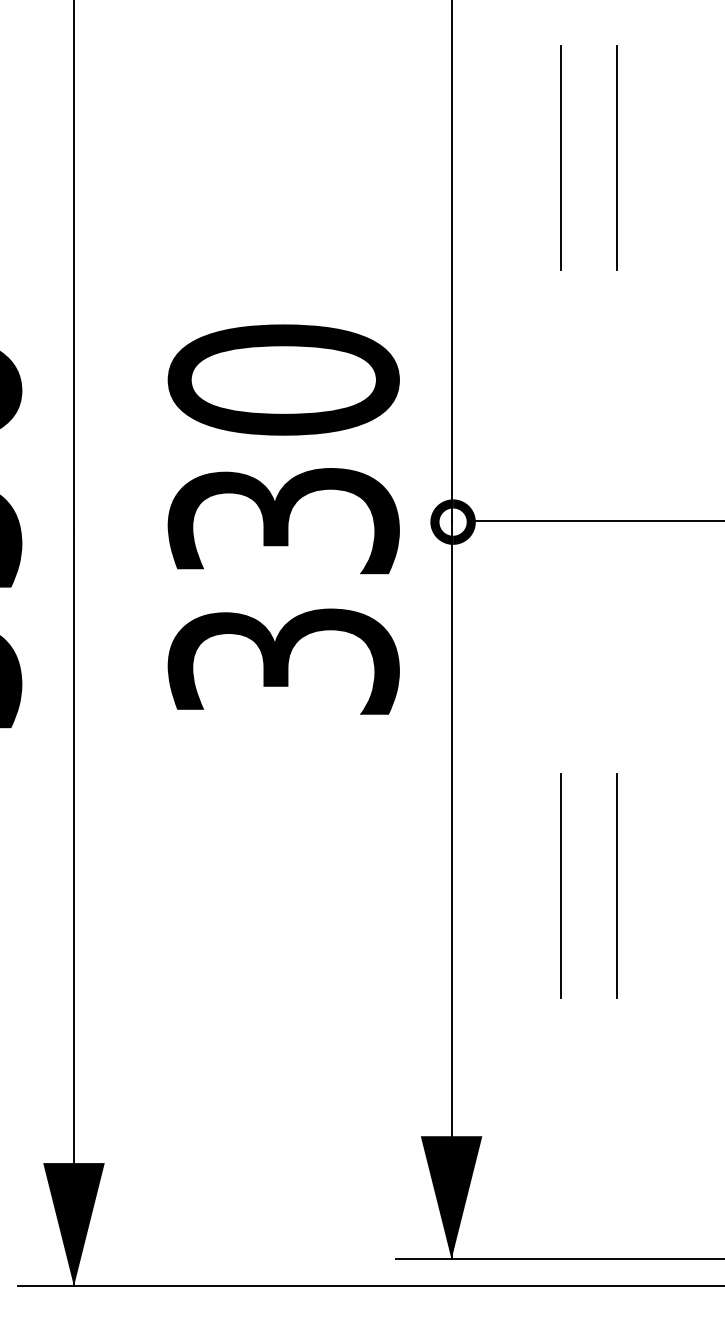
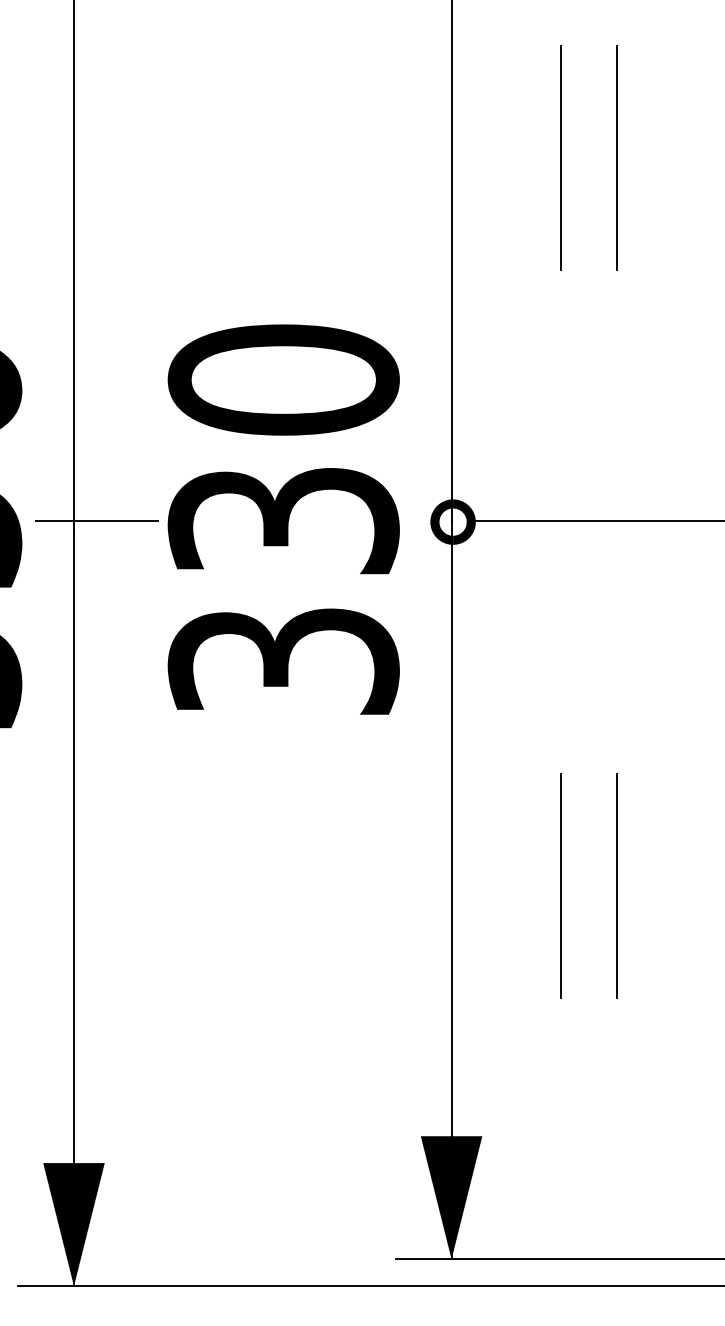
line: none -> present (96, 520)
